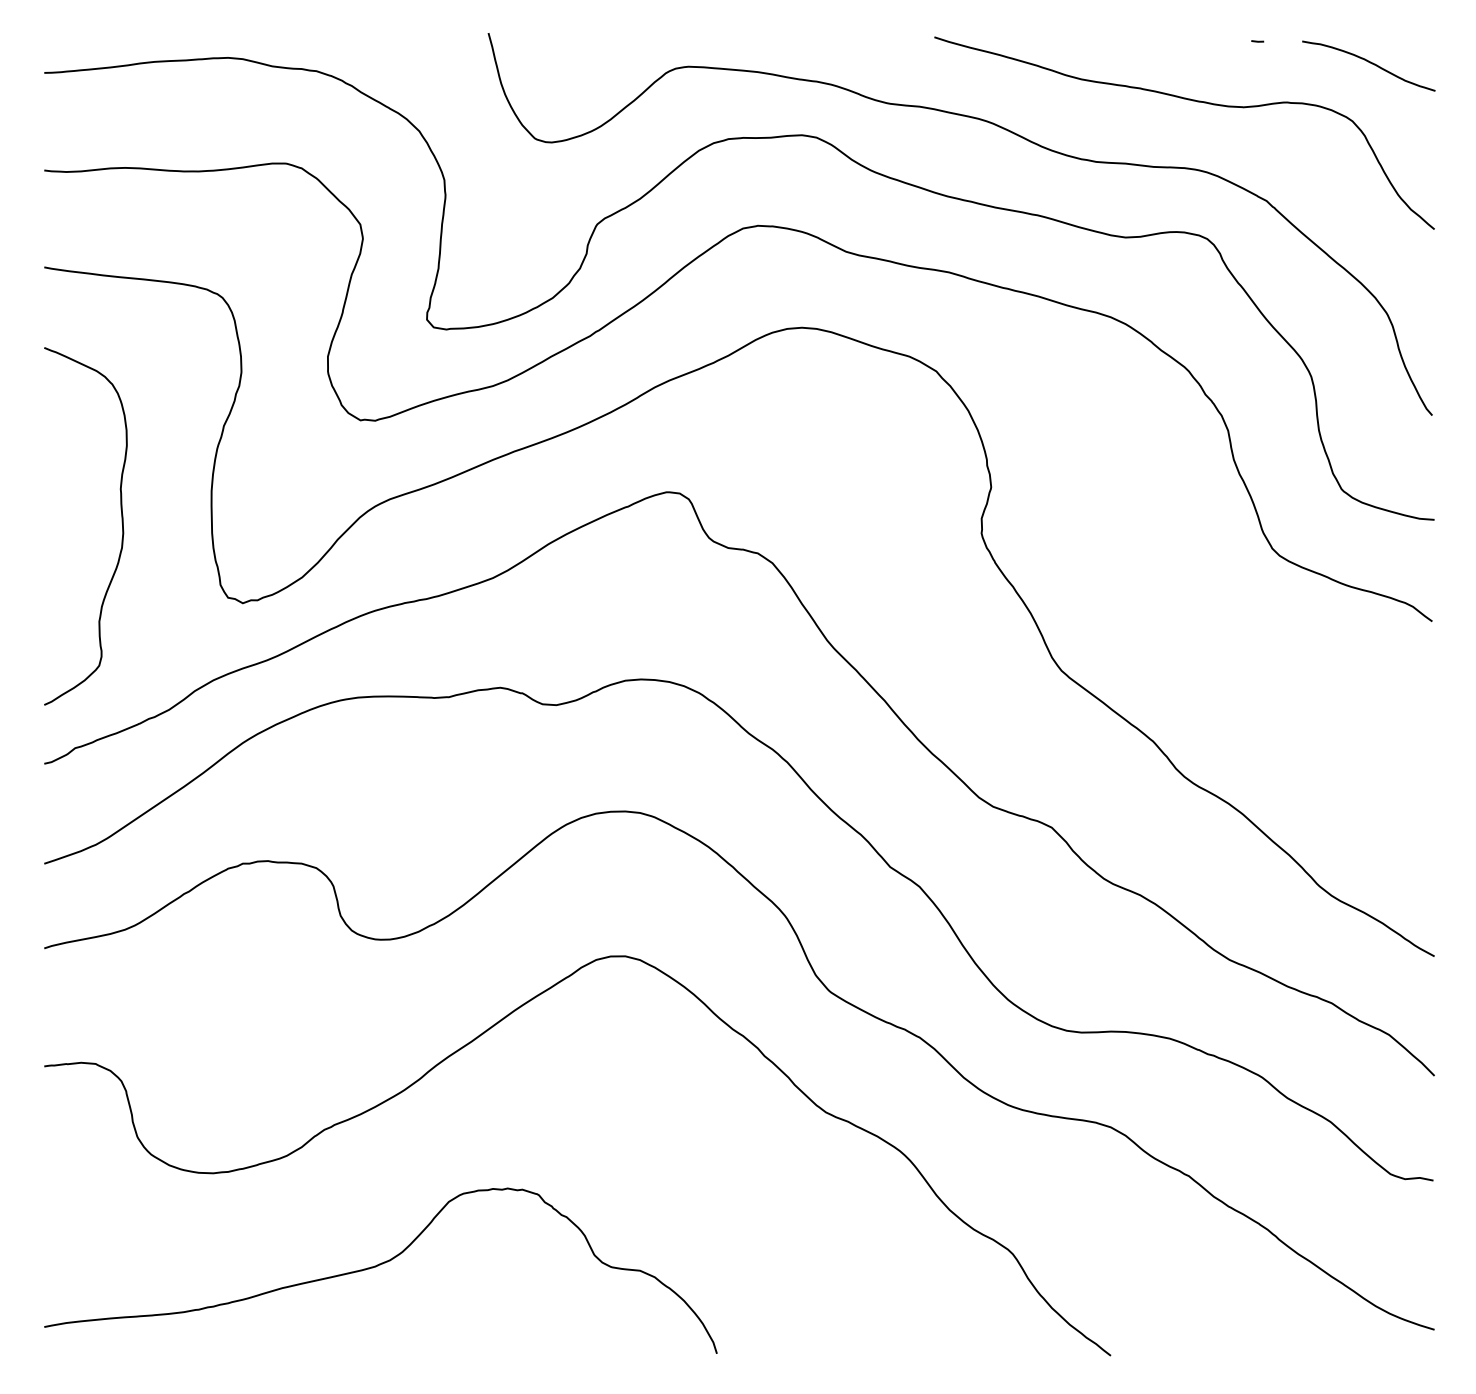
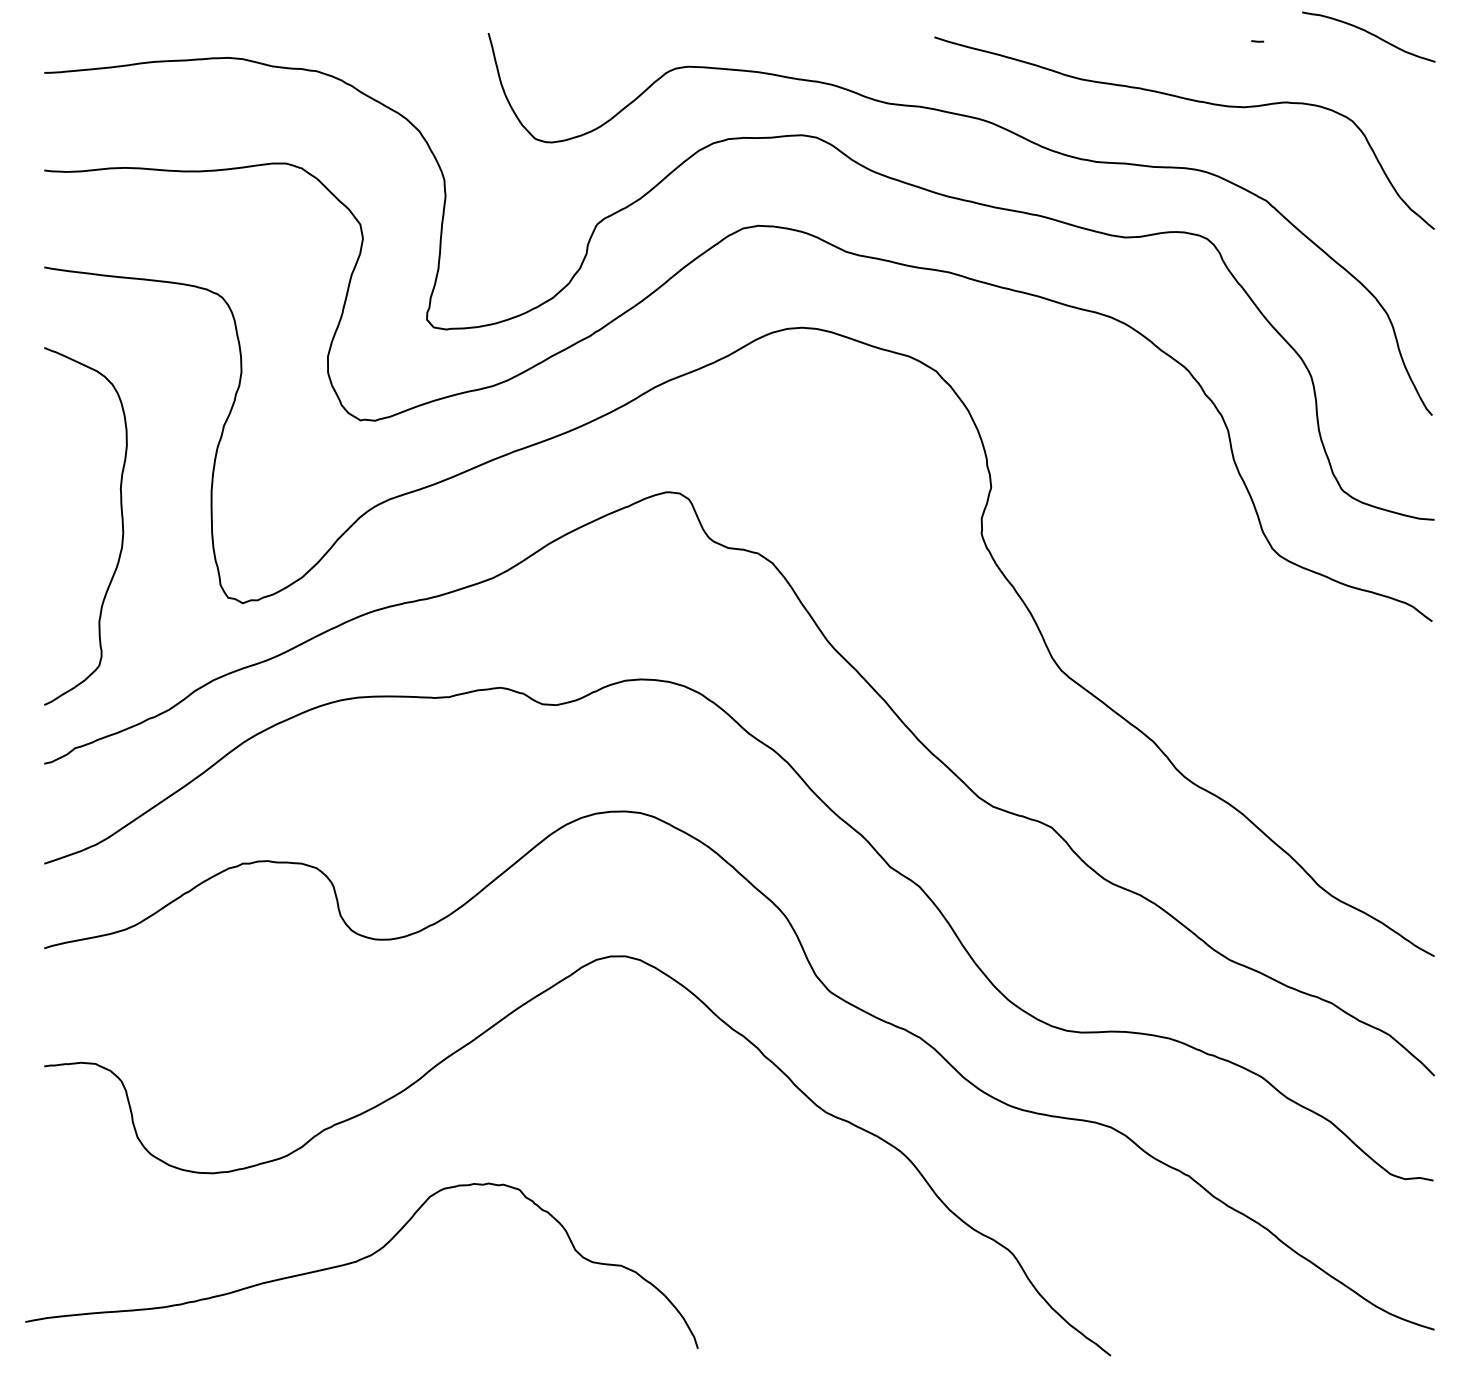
curve position: (1369, 63) -> (1369, 34) (1369, 34)
curve position: (378, 1266) -> (359, 1261) (359, 1261)
